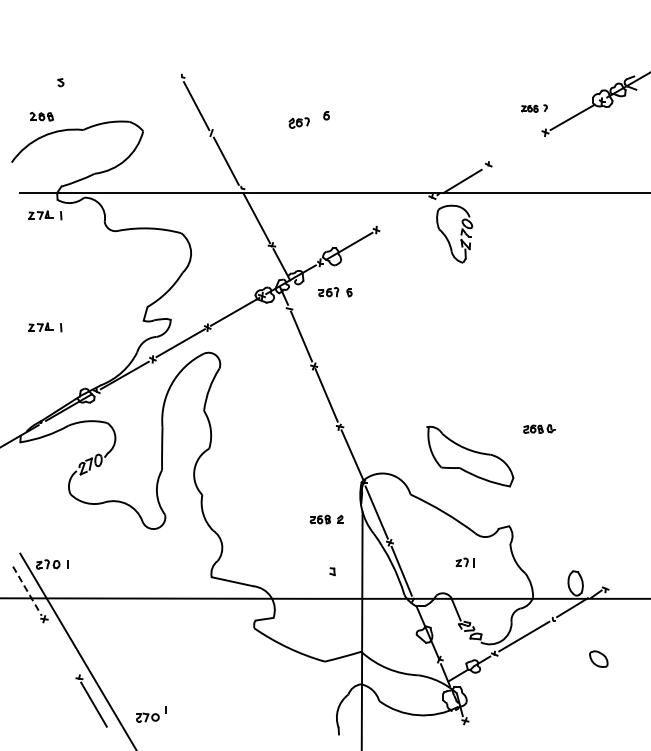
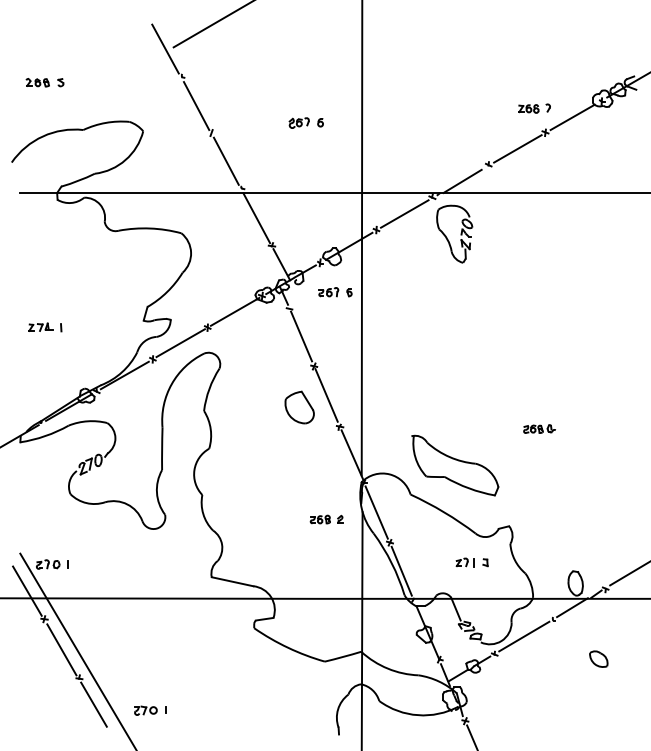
line: none -> present (212, 24)
line: none -> present (165, 48)
part size: 27x9 px -> 33x11 px (534, 108)
part position: (326, 115) -> (320, 122) (320, 122)
part position: (41, 116) -> (37, 82) (37, 82)
line: none -> present (517, 148)
line: none -> present (404, 213)
part: present -> none (45, 215)
line: none -> present (361, 238)
part: none -> present (299, 407)
part position: (470, 456) -> (455, 465) (455, 465)
part position: (332, 571) -> (485, 562) (485, 562)
line: none -> present (628, 574)
line: dashed -> solid (27, 591)
line: none -> present (61, 649)
part position: (147, 717) -> (145, 710) (145, 710)
line: none -> present (471, 736)
